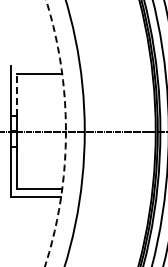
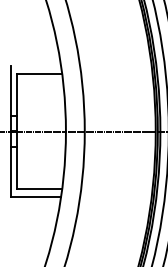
line: dashed -> solid (16, 95)
circle: dashed -> solid (54, 133)
